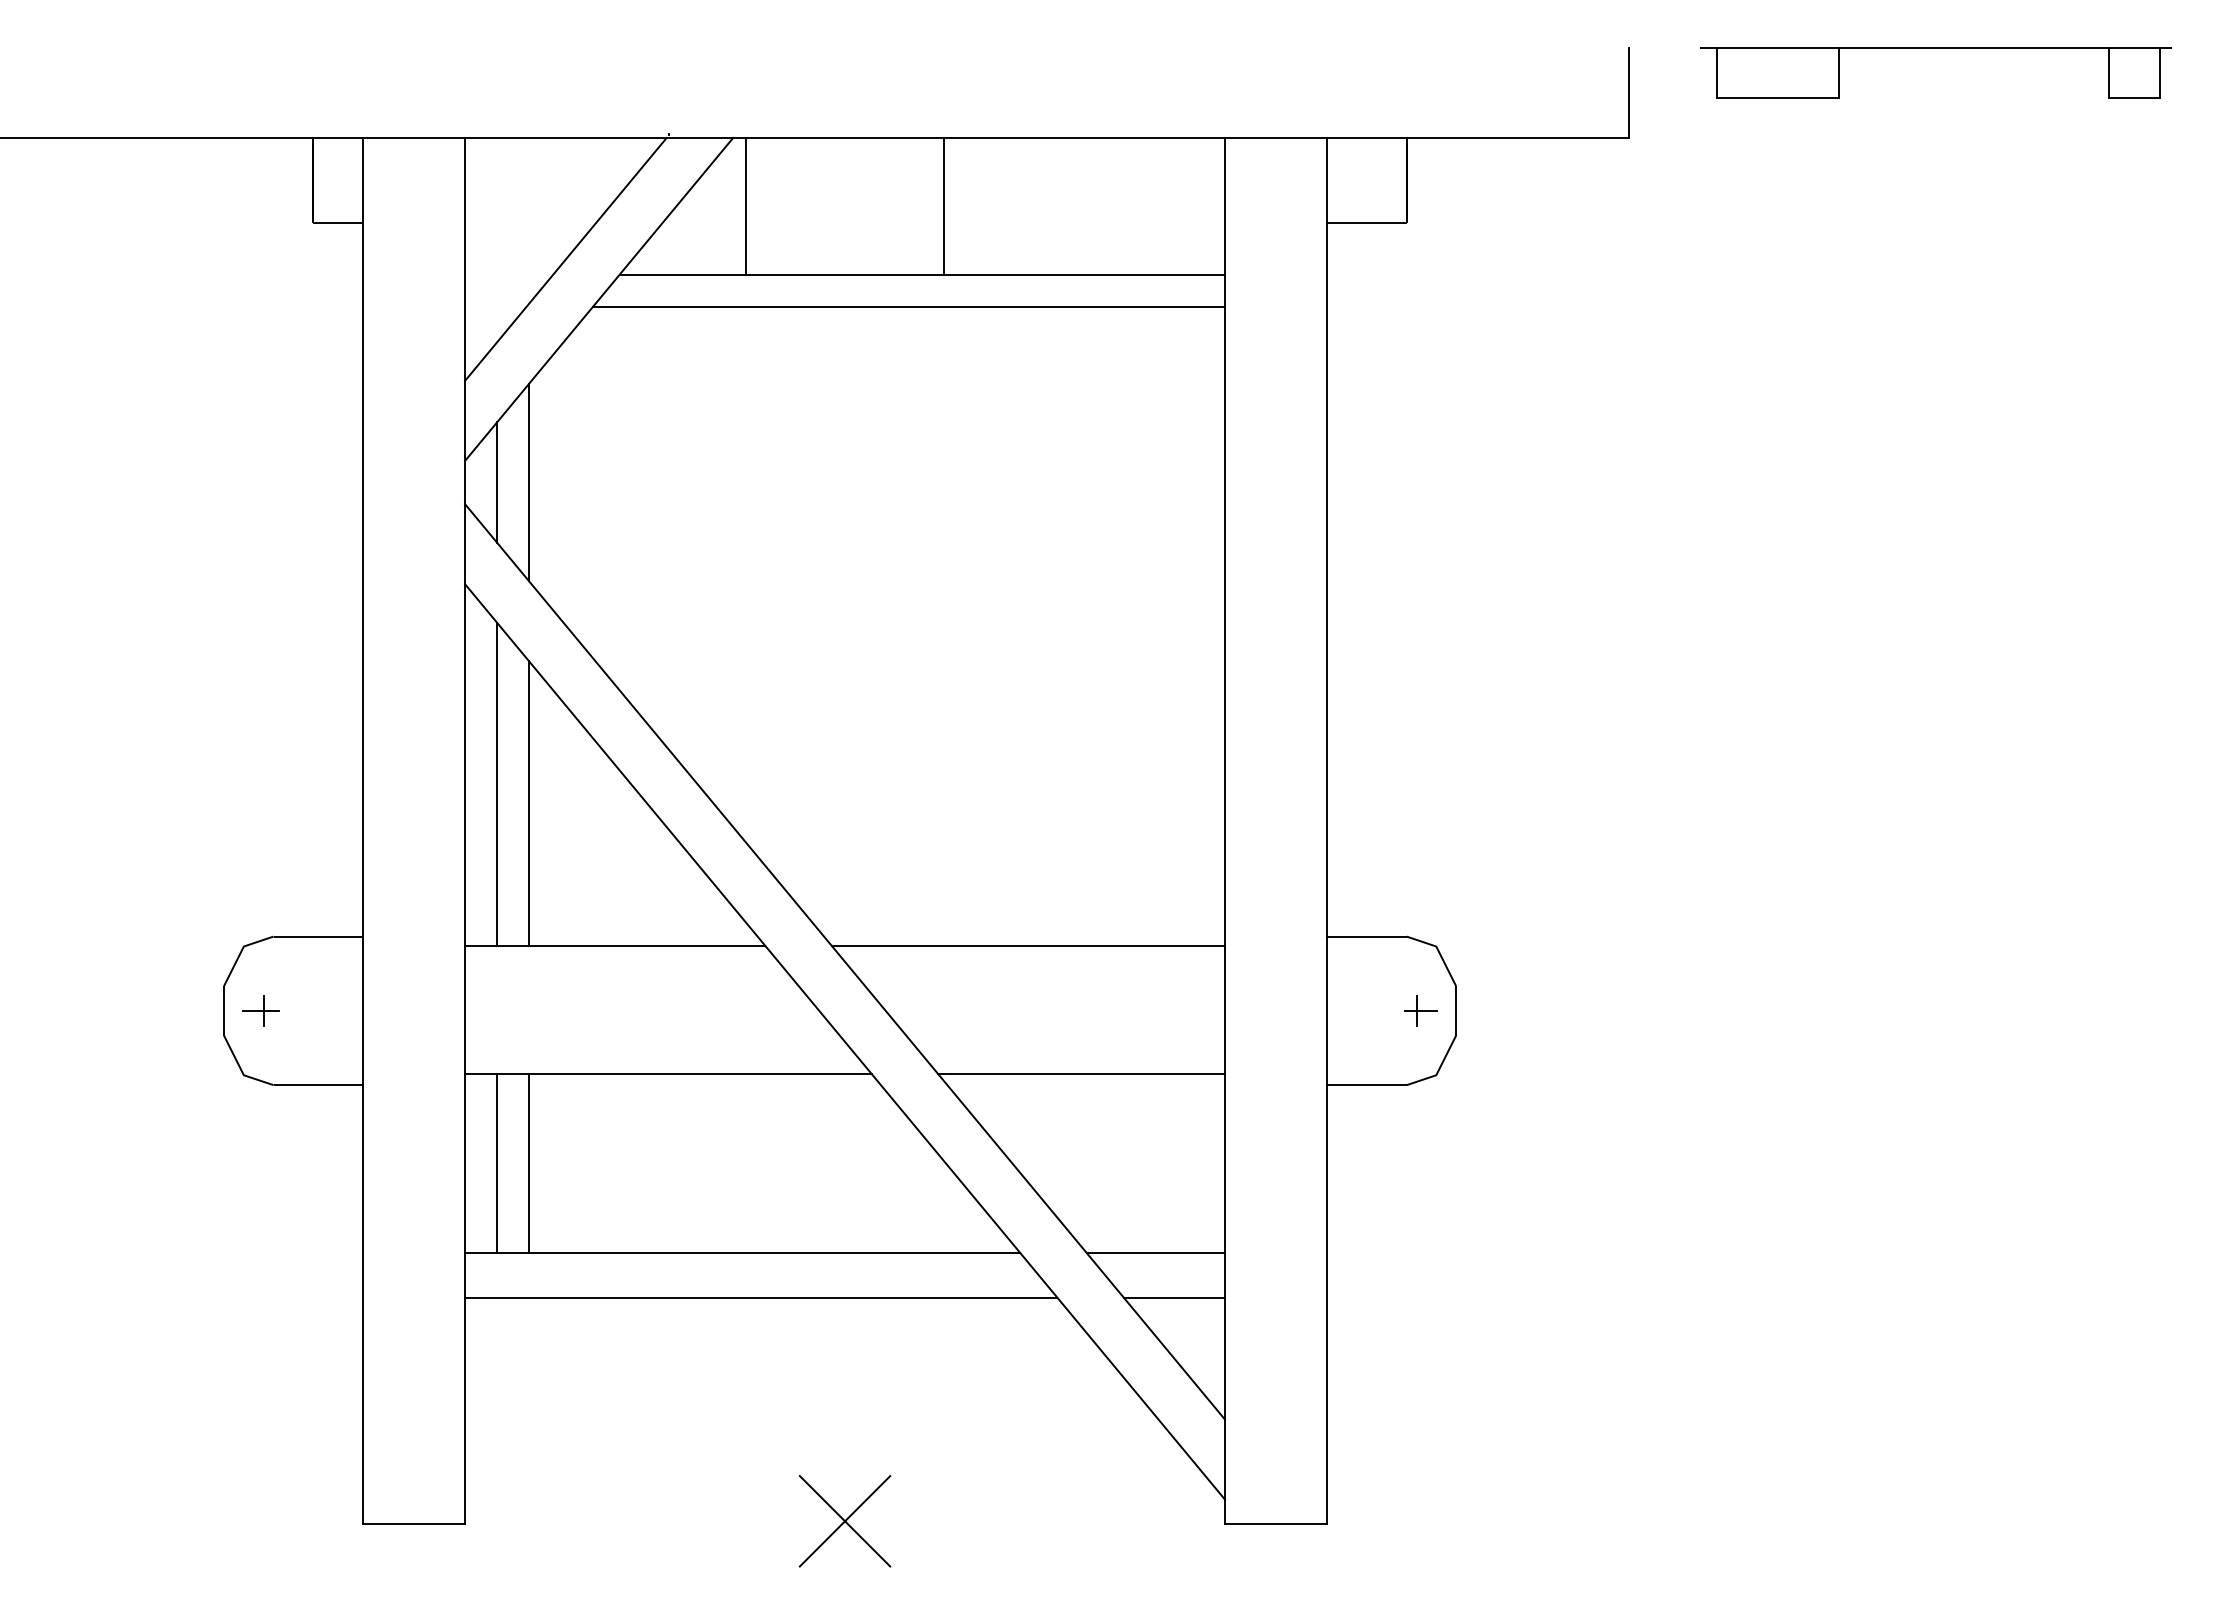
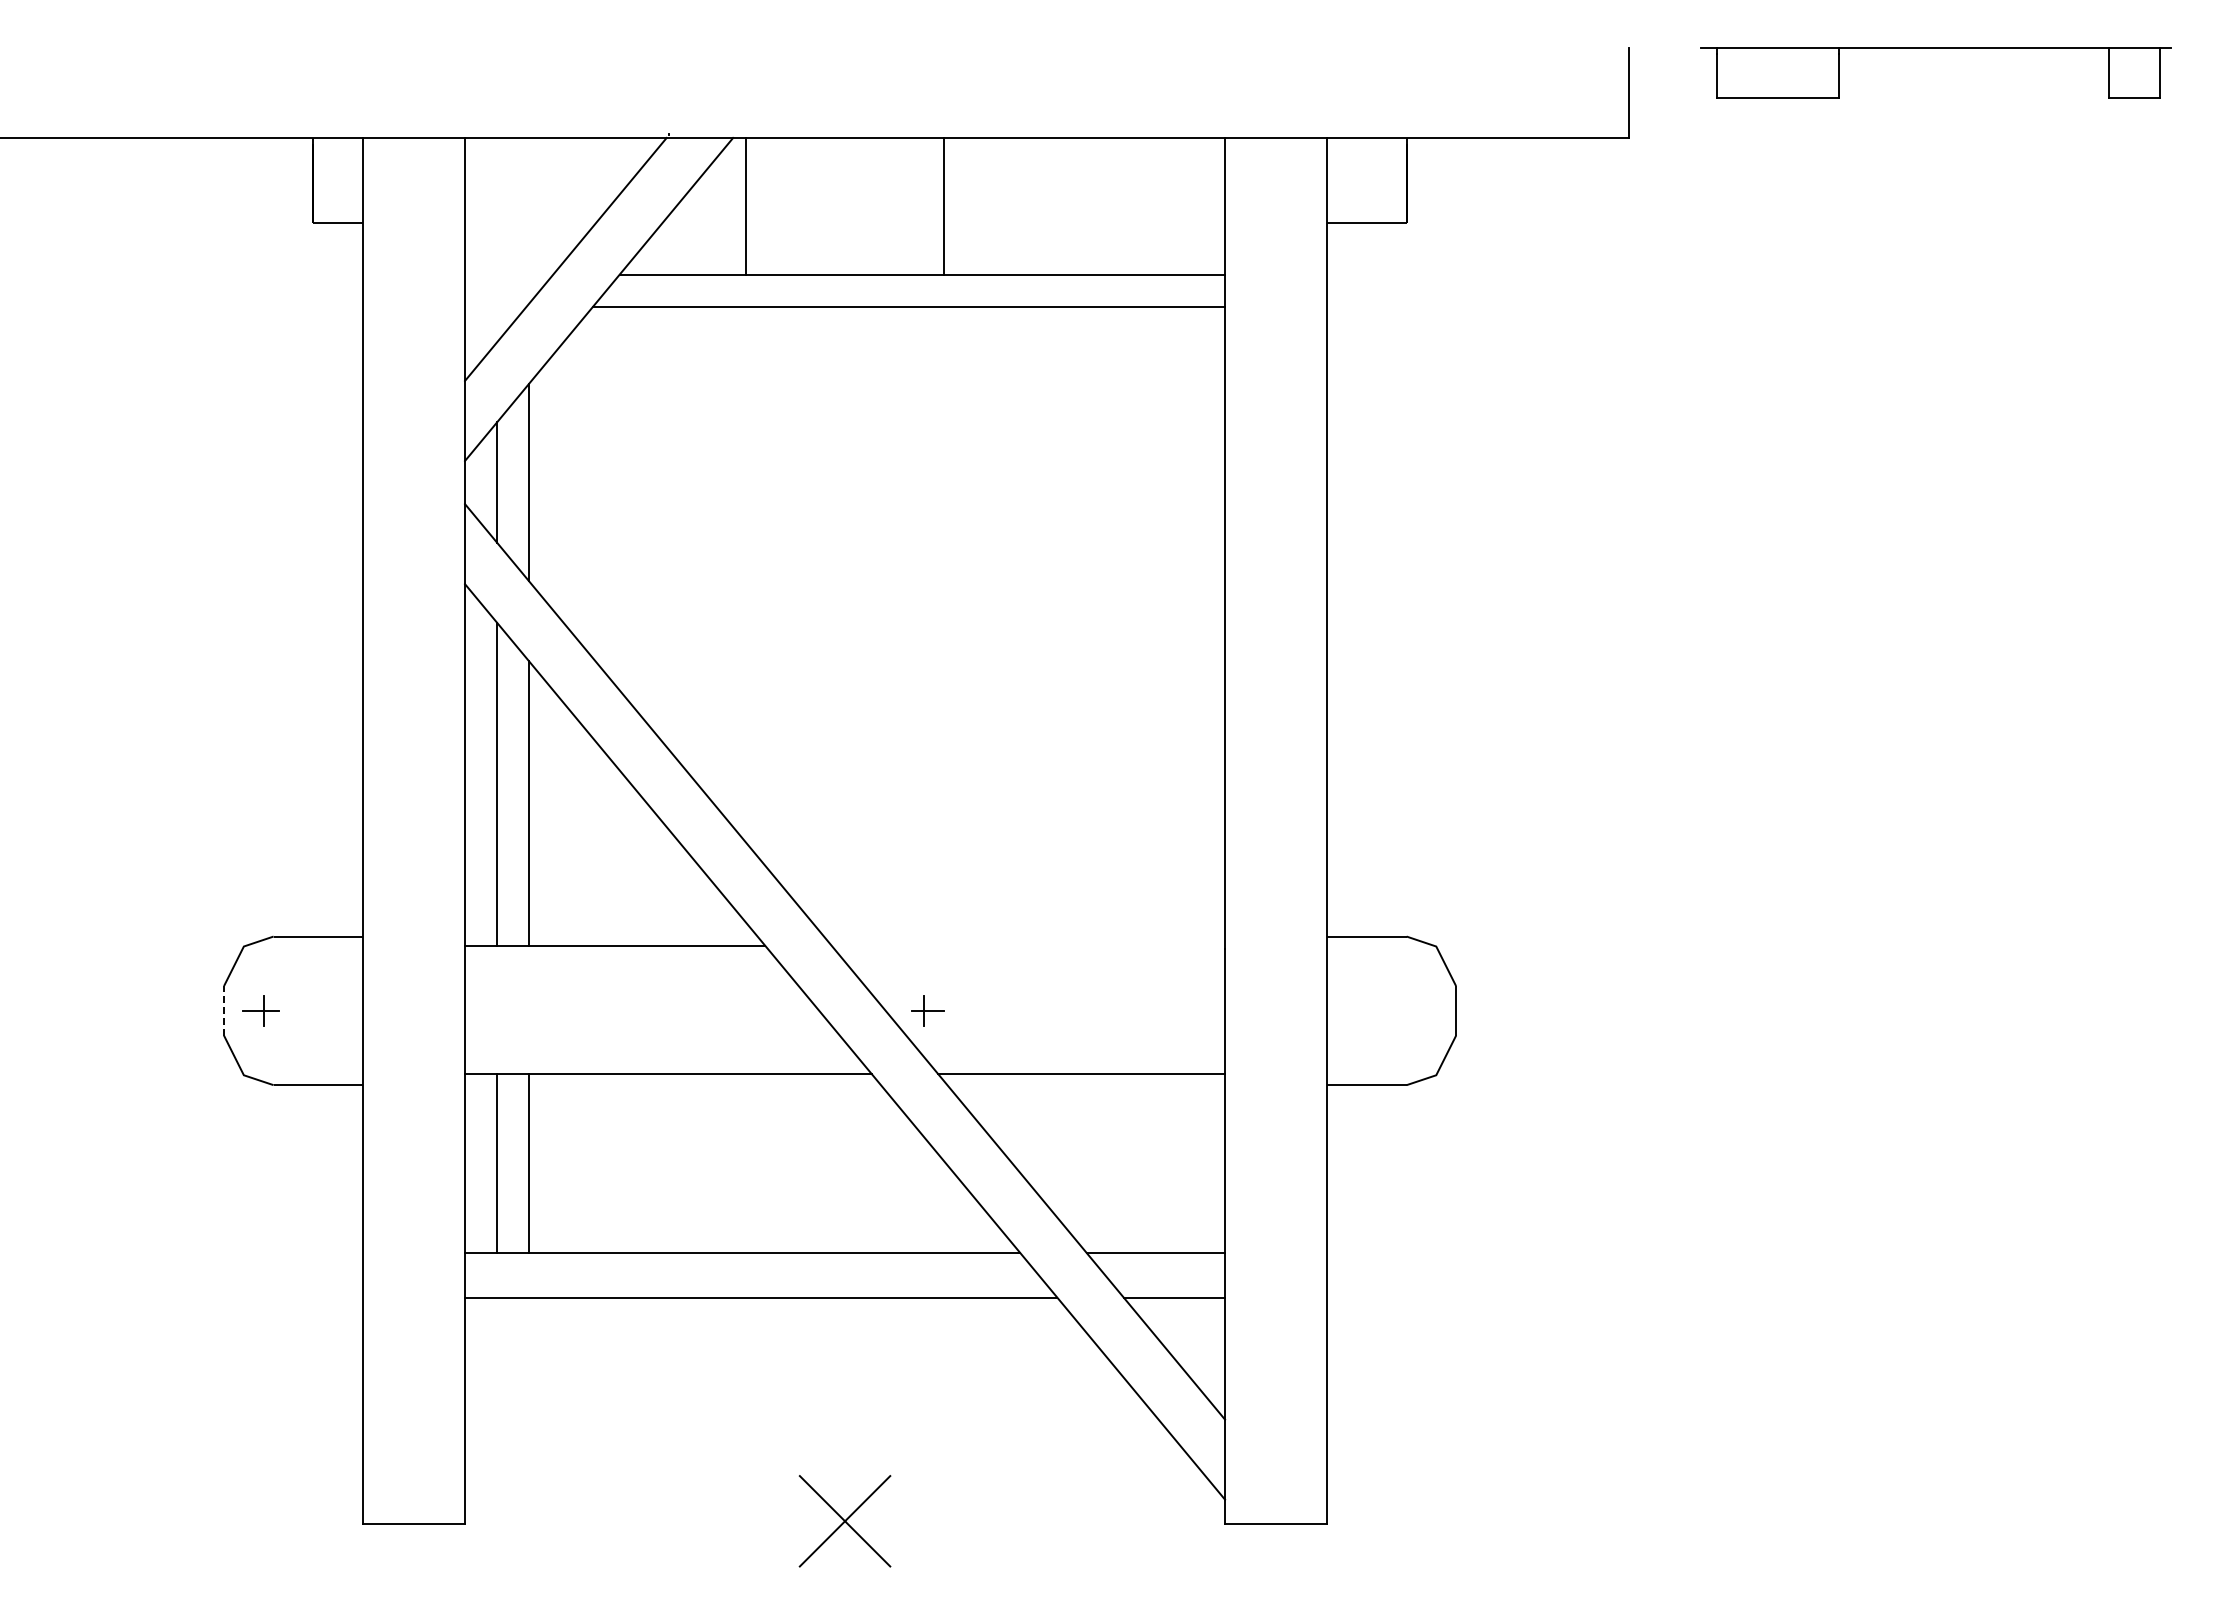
line: present -> none (1028, 945)
line: solid -> dashed (224, 1010)
part position: (1420, 1010) -> (927, 1010) (927, 1010)
